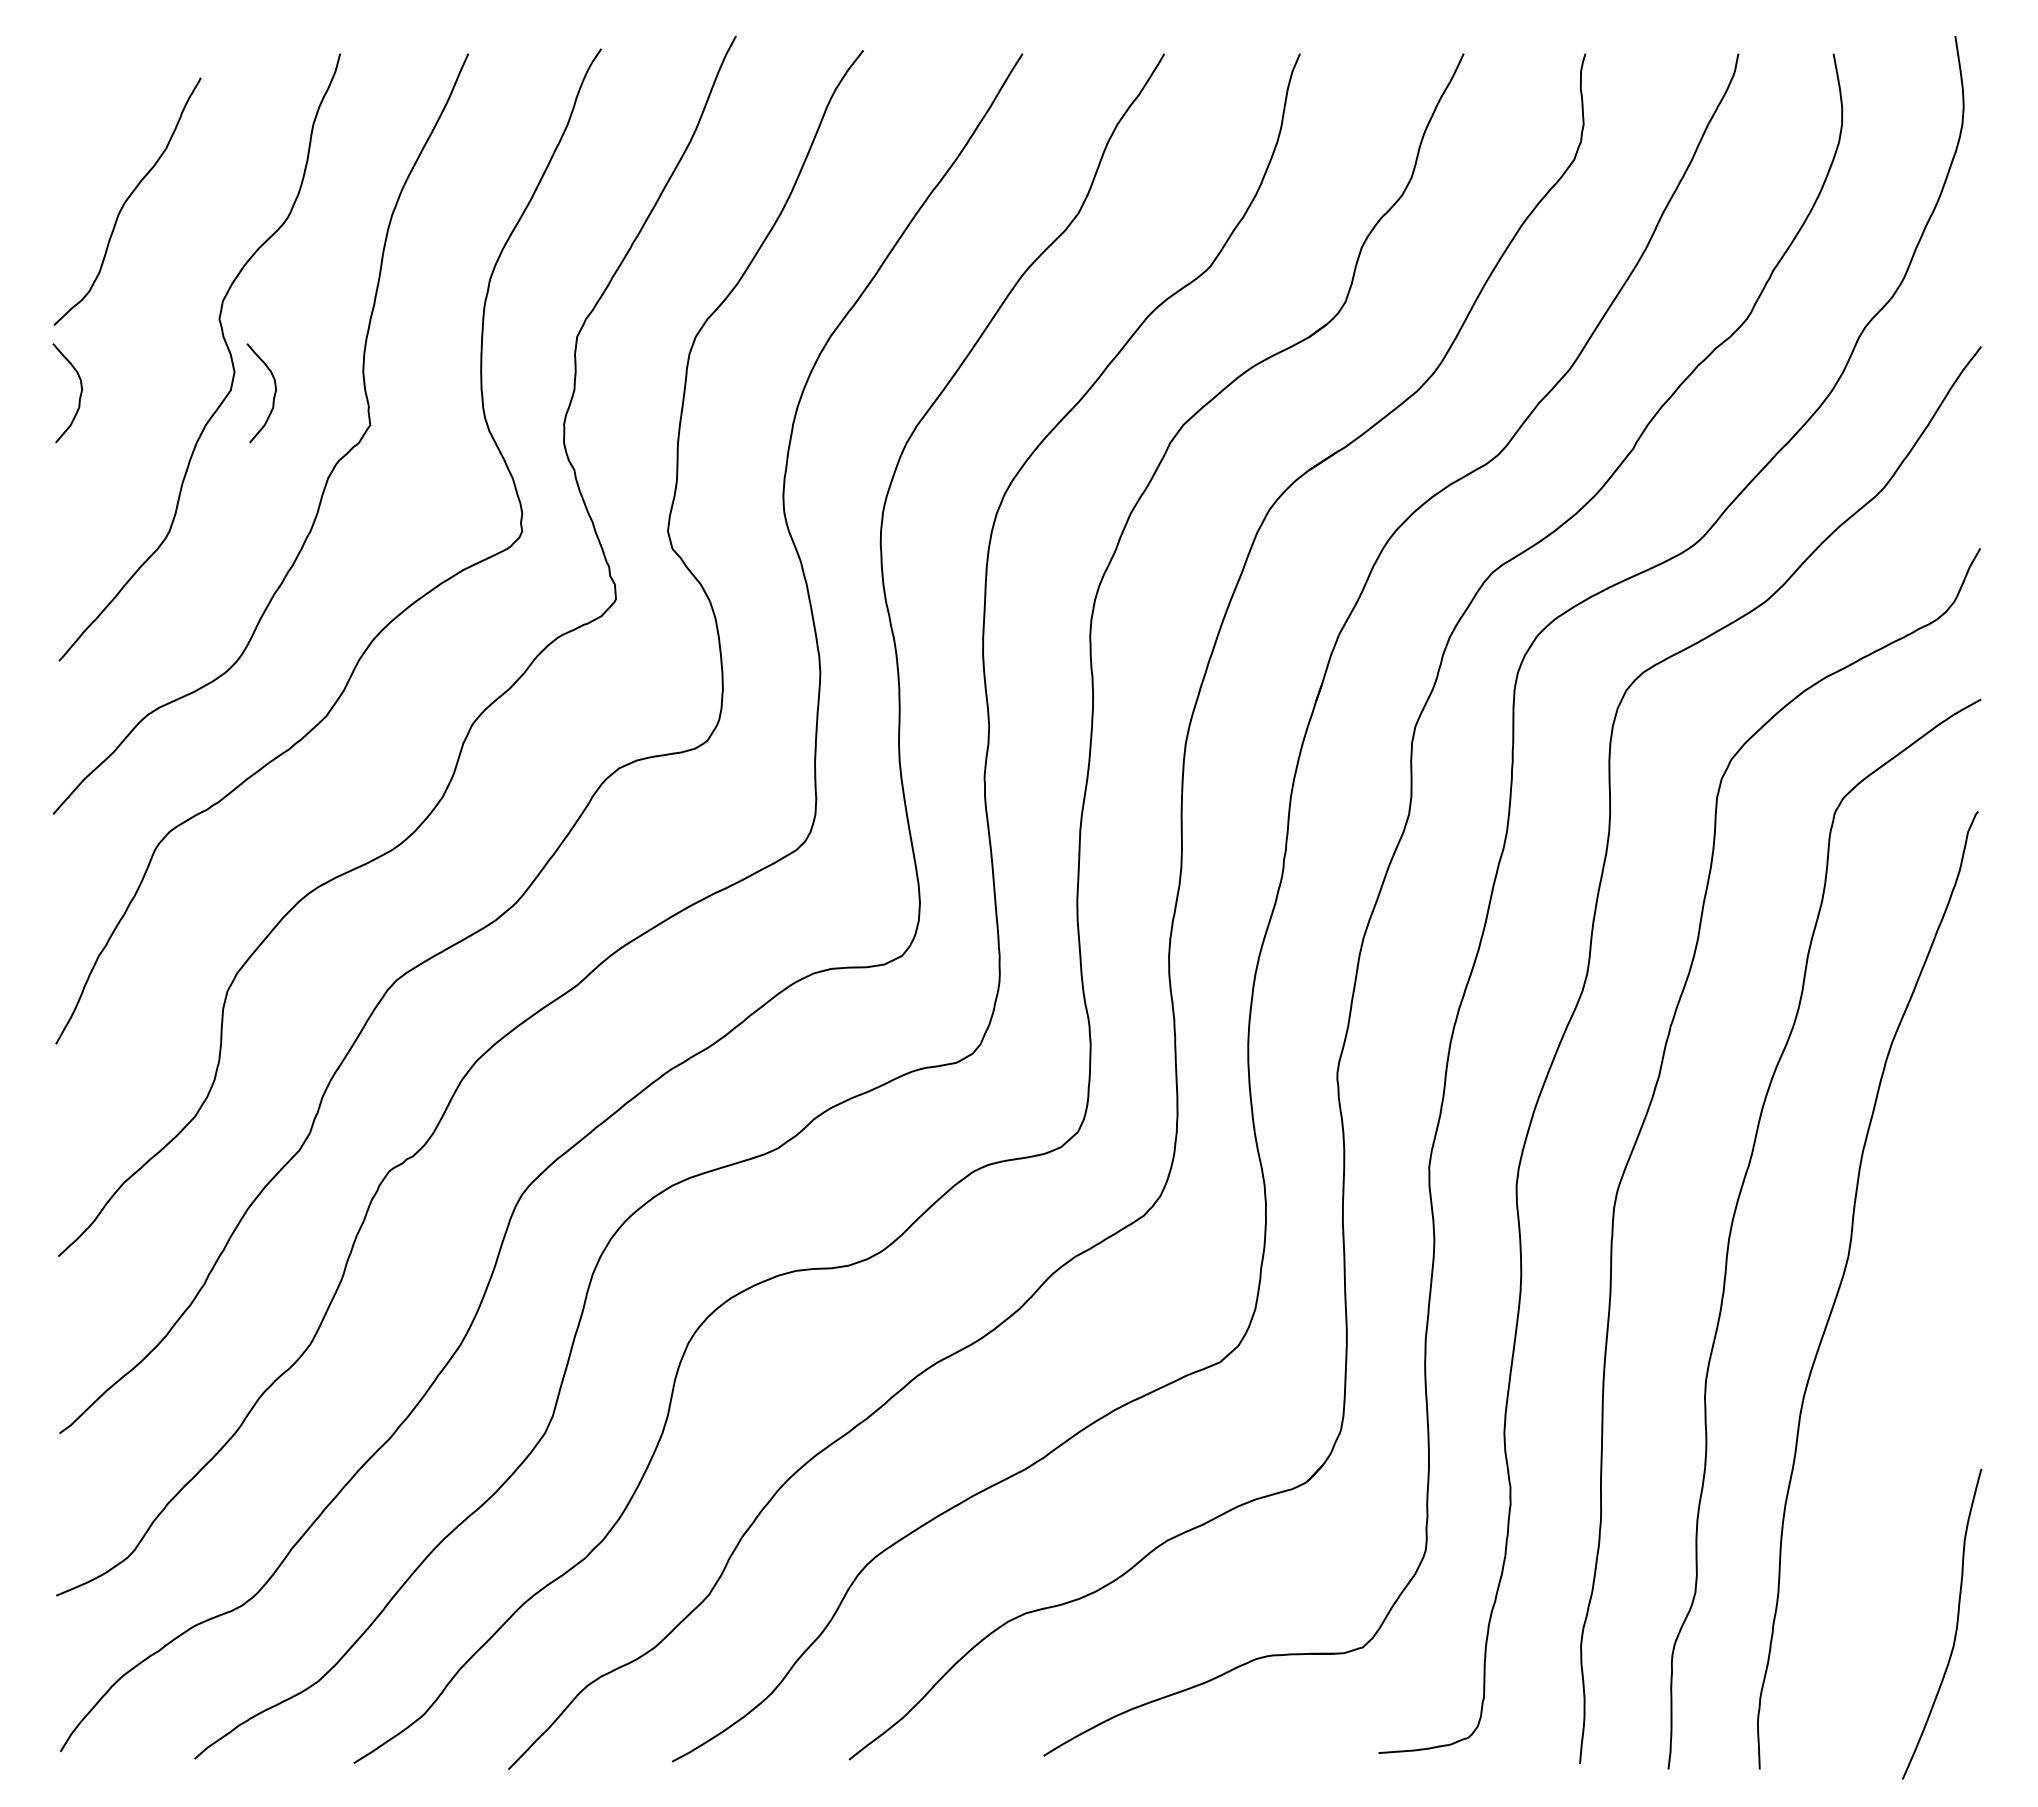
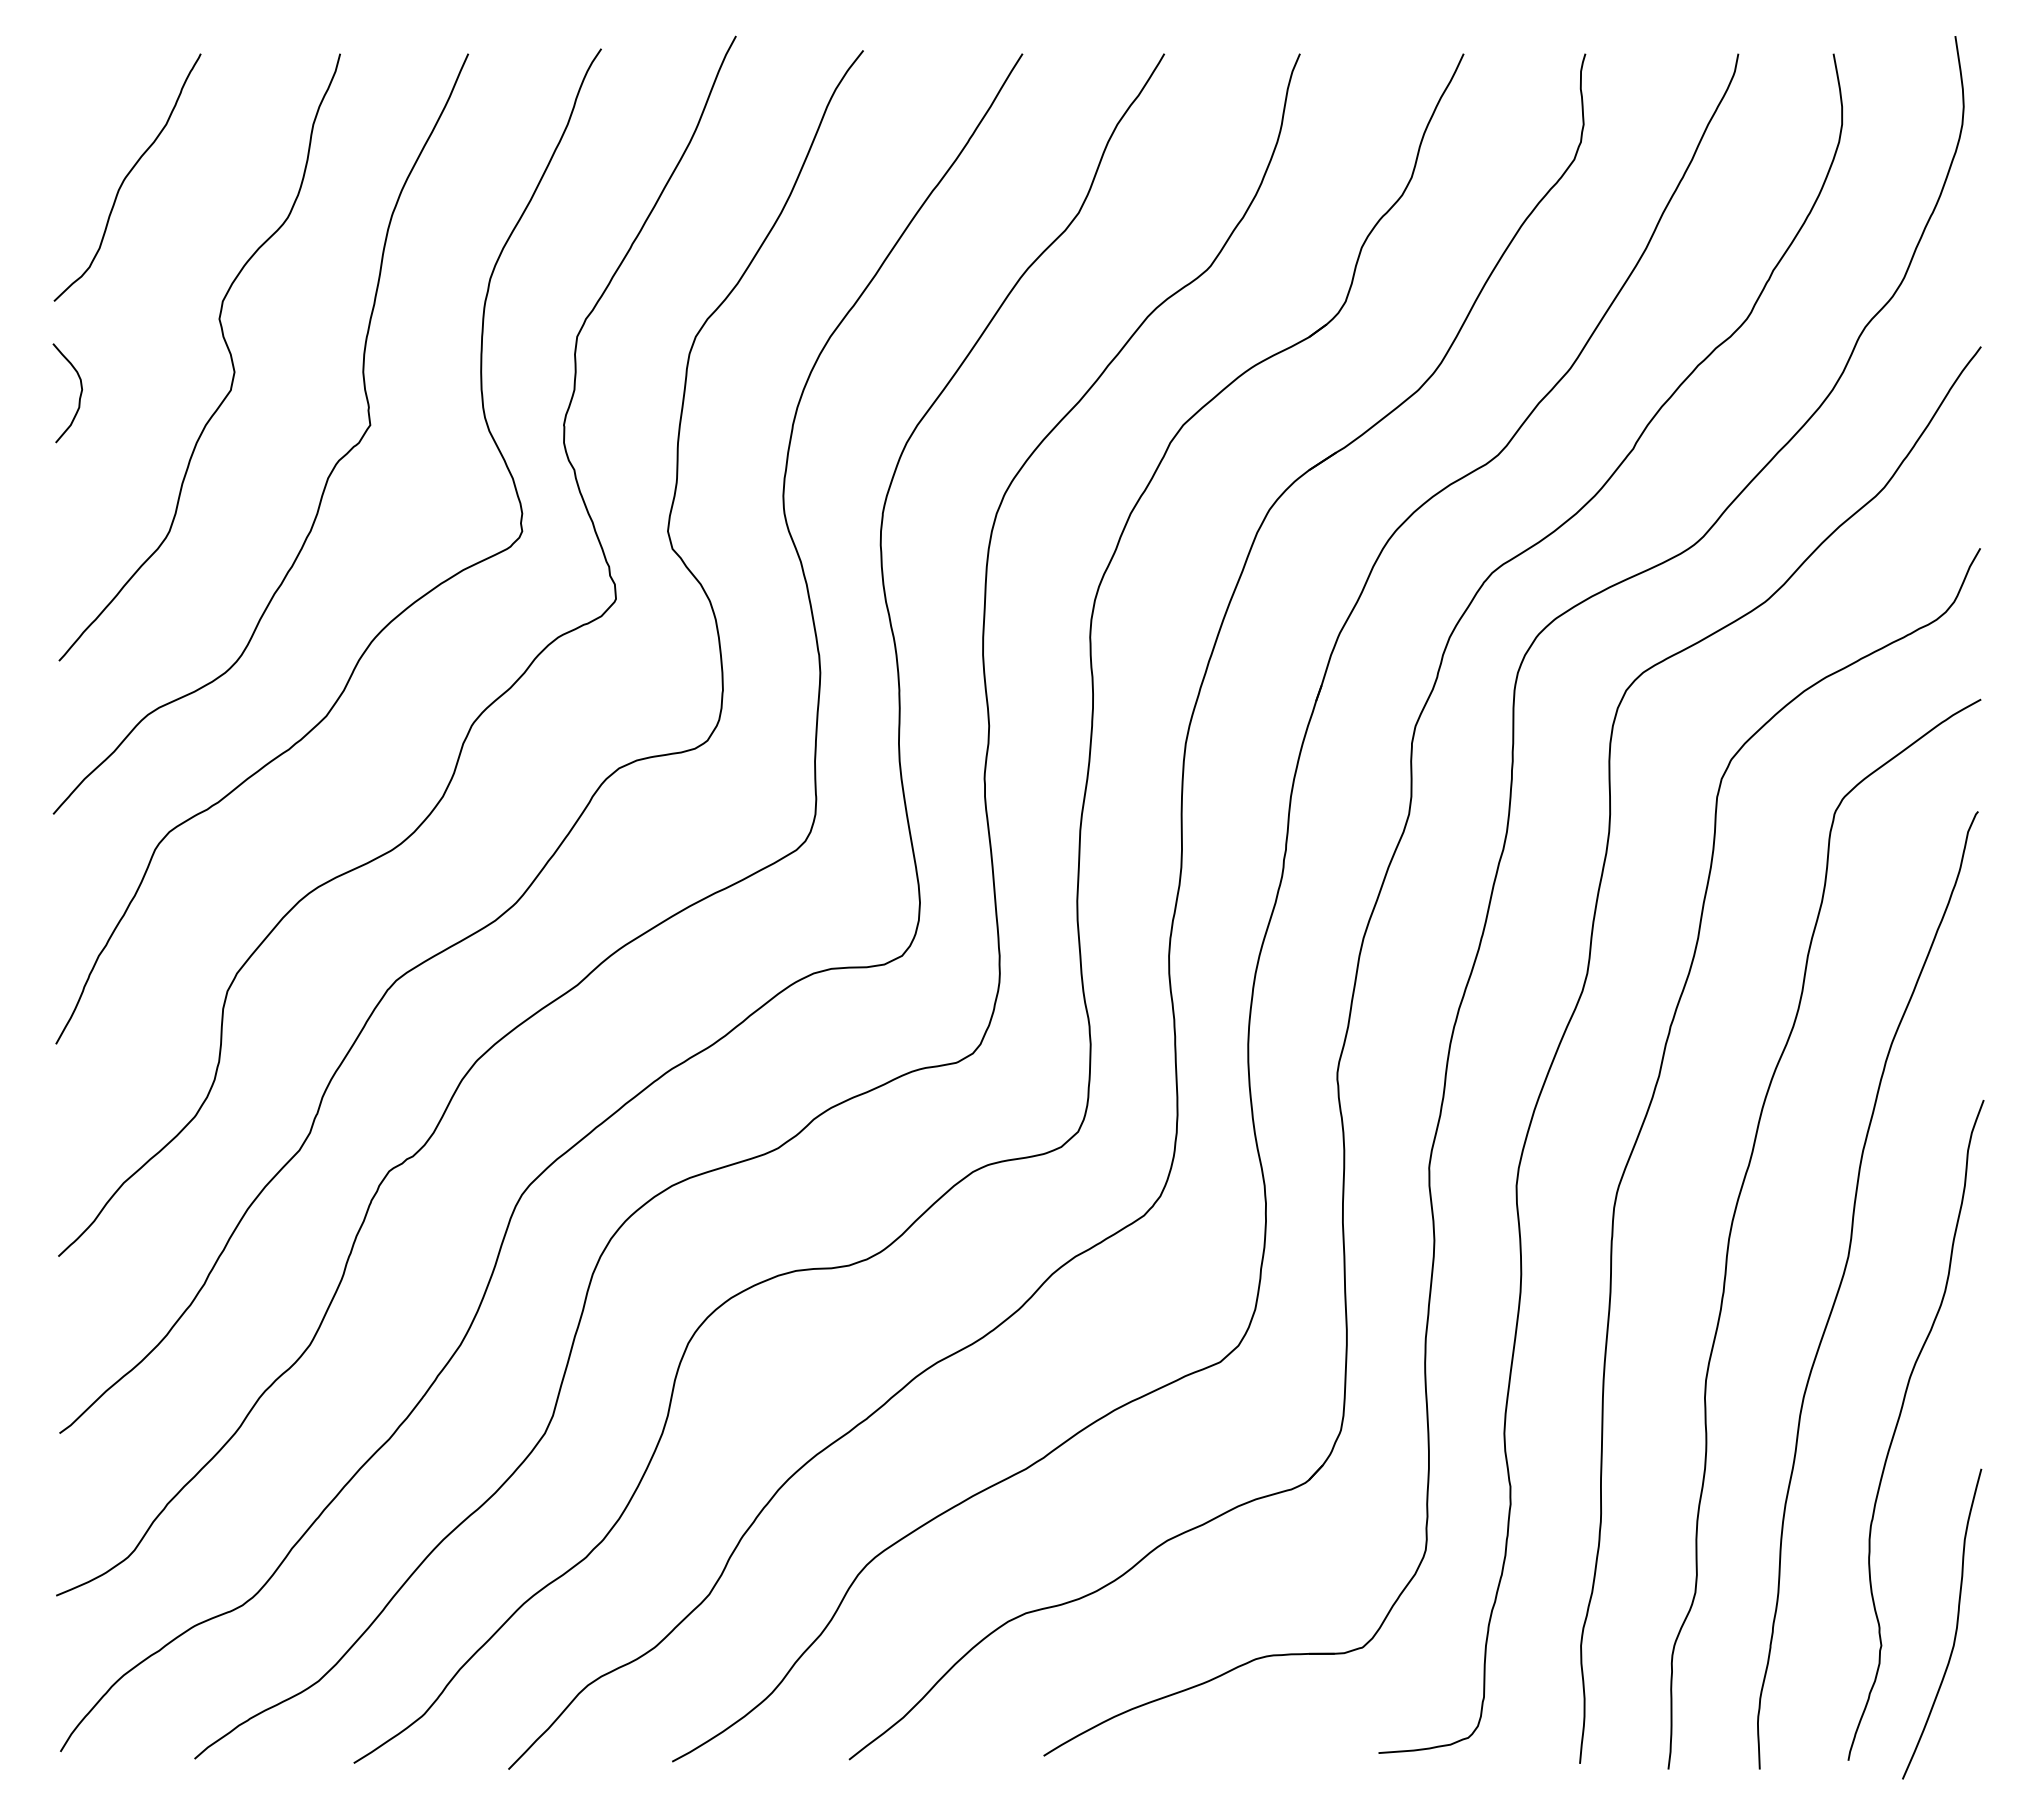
curve position: (127, 200) -> (127, 176) (127, 176)
curve: present -> none (273, 395)
curve: none -> present (1898, 1423)
